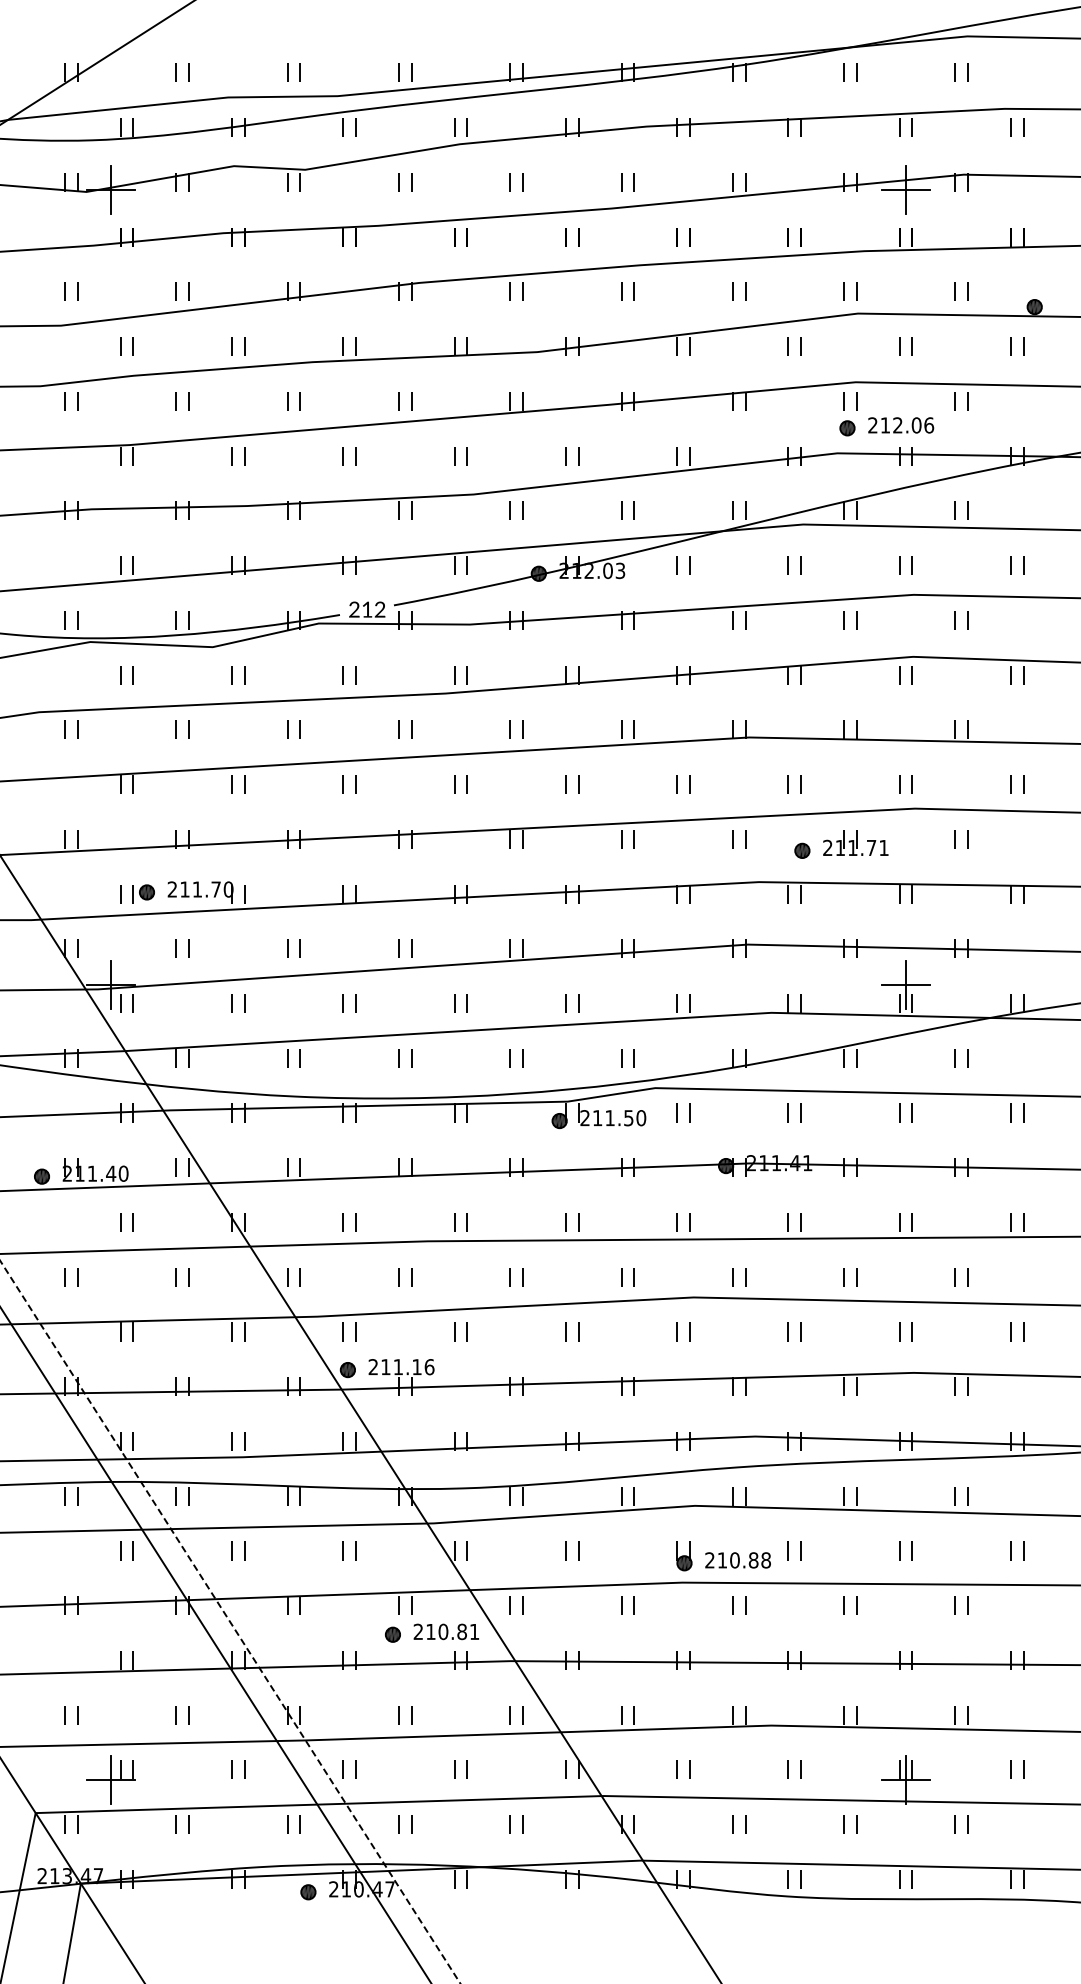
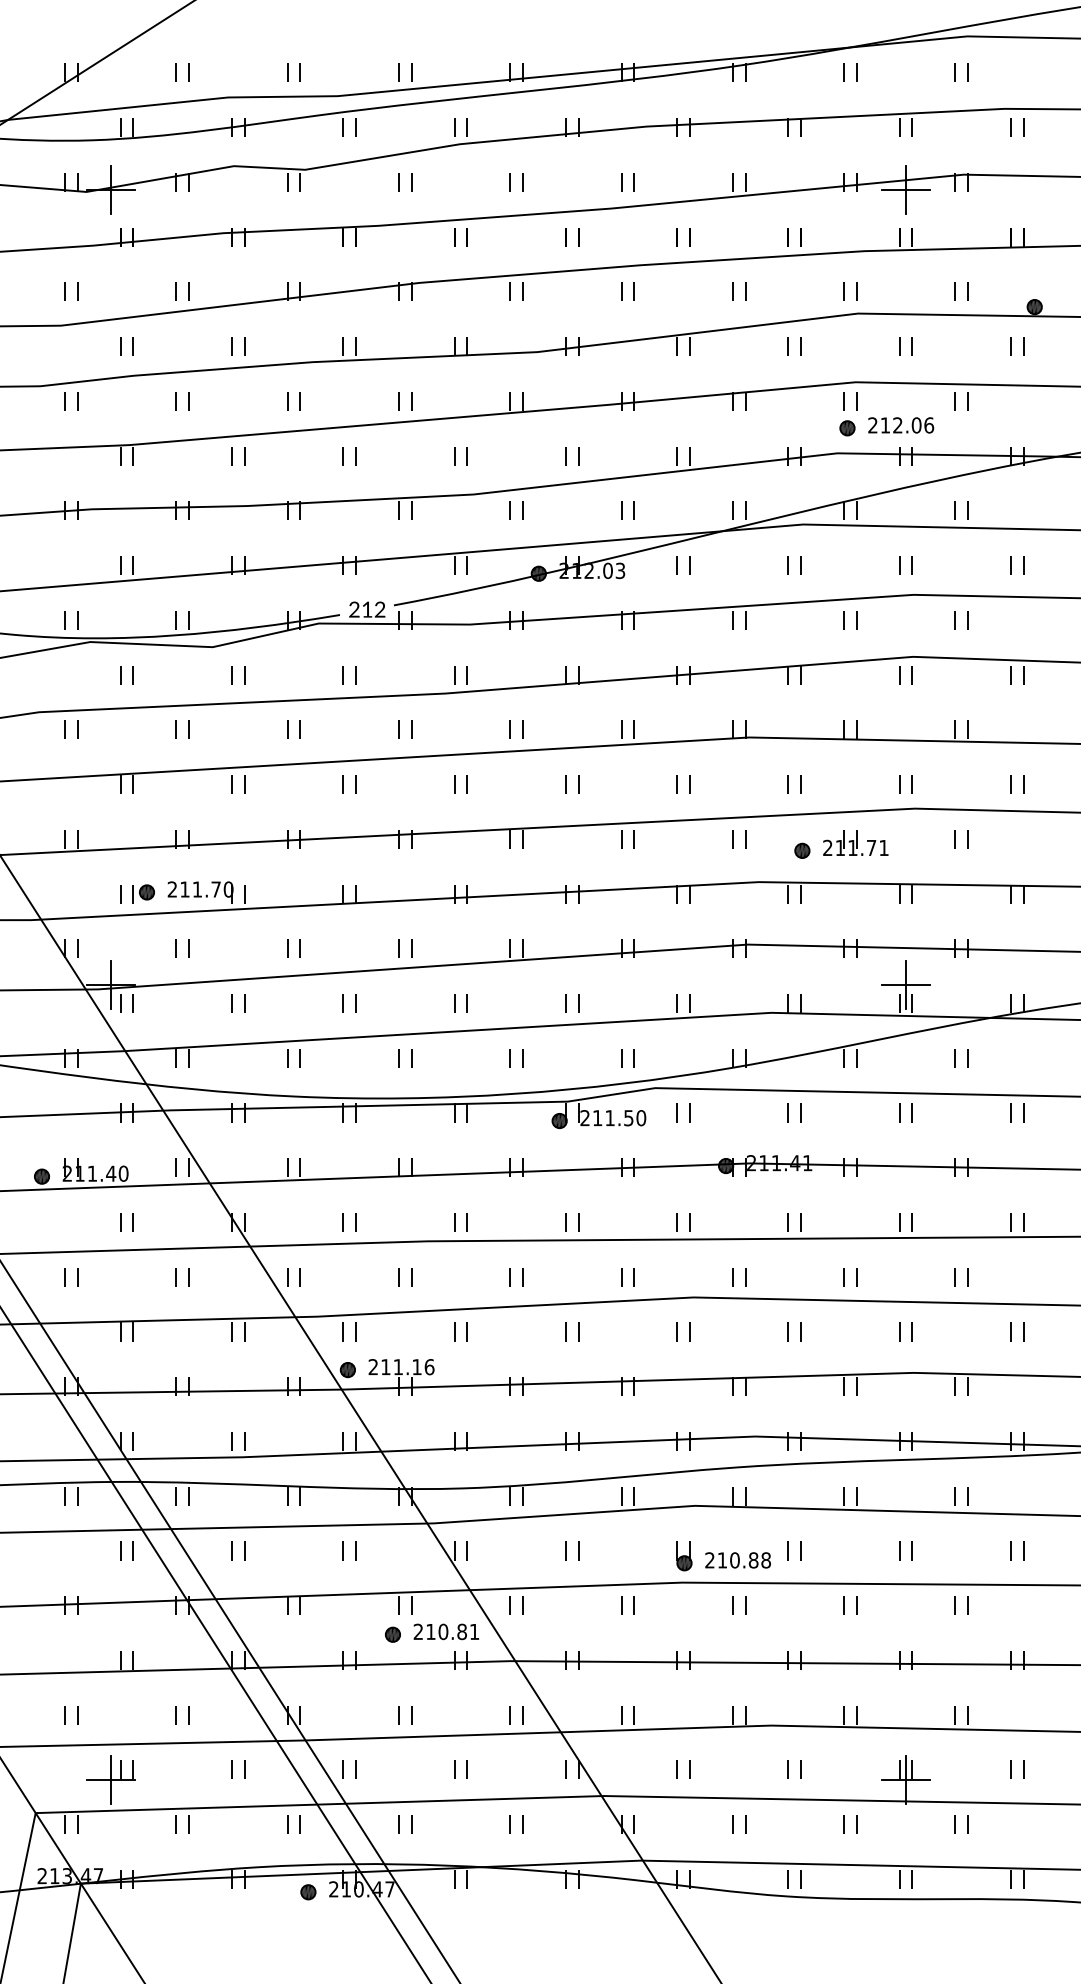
line: dashed -> solid (230, 1622)
